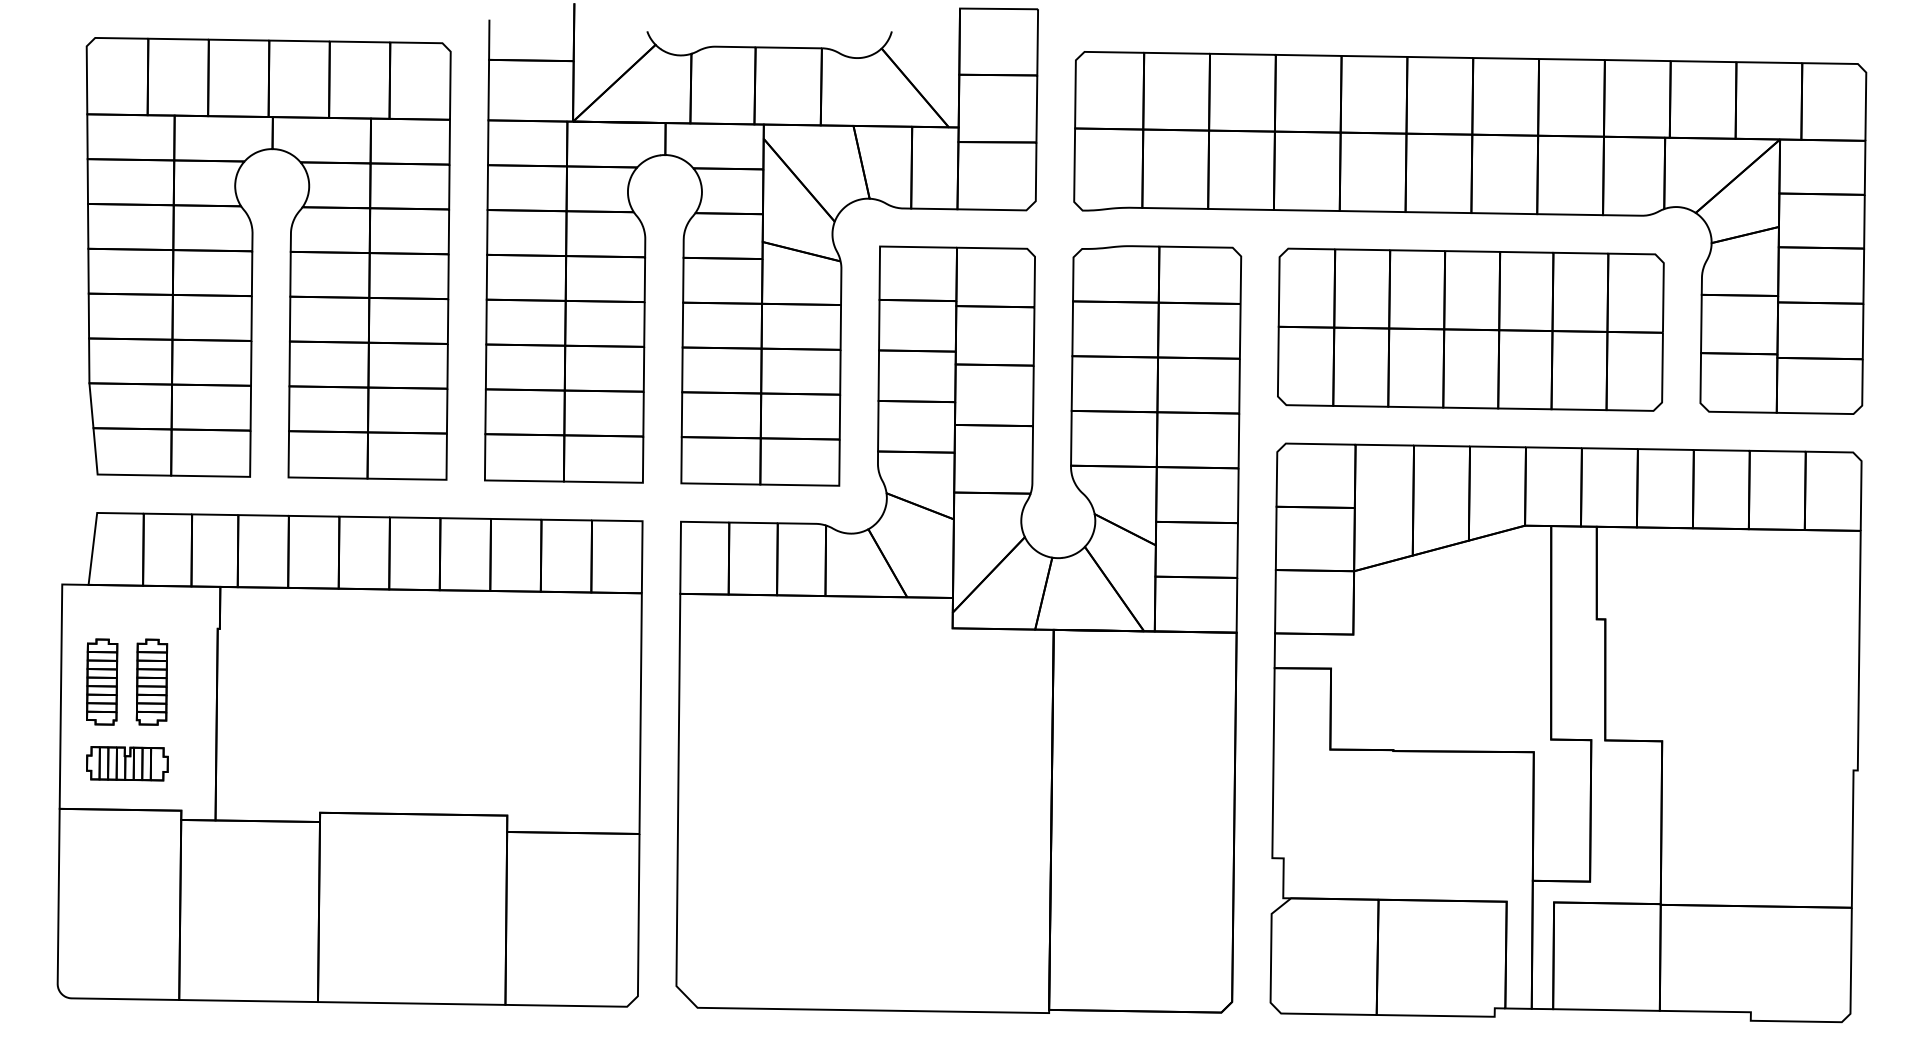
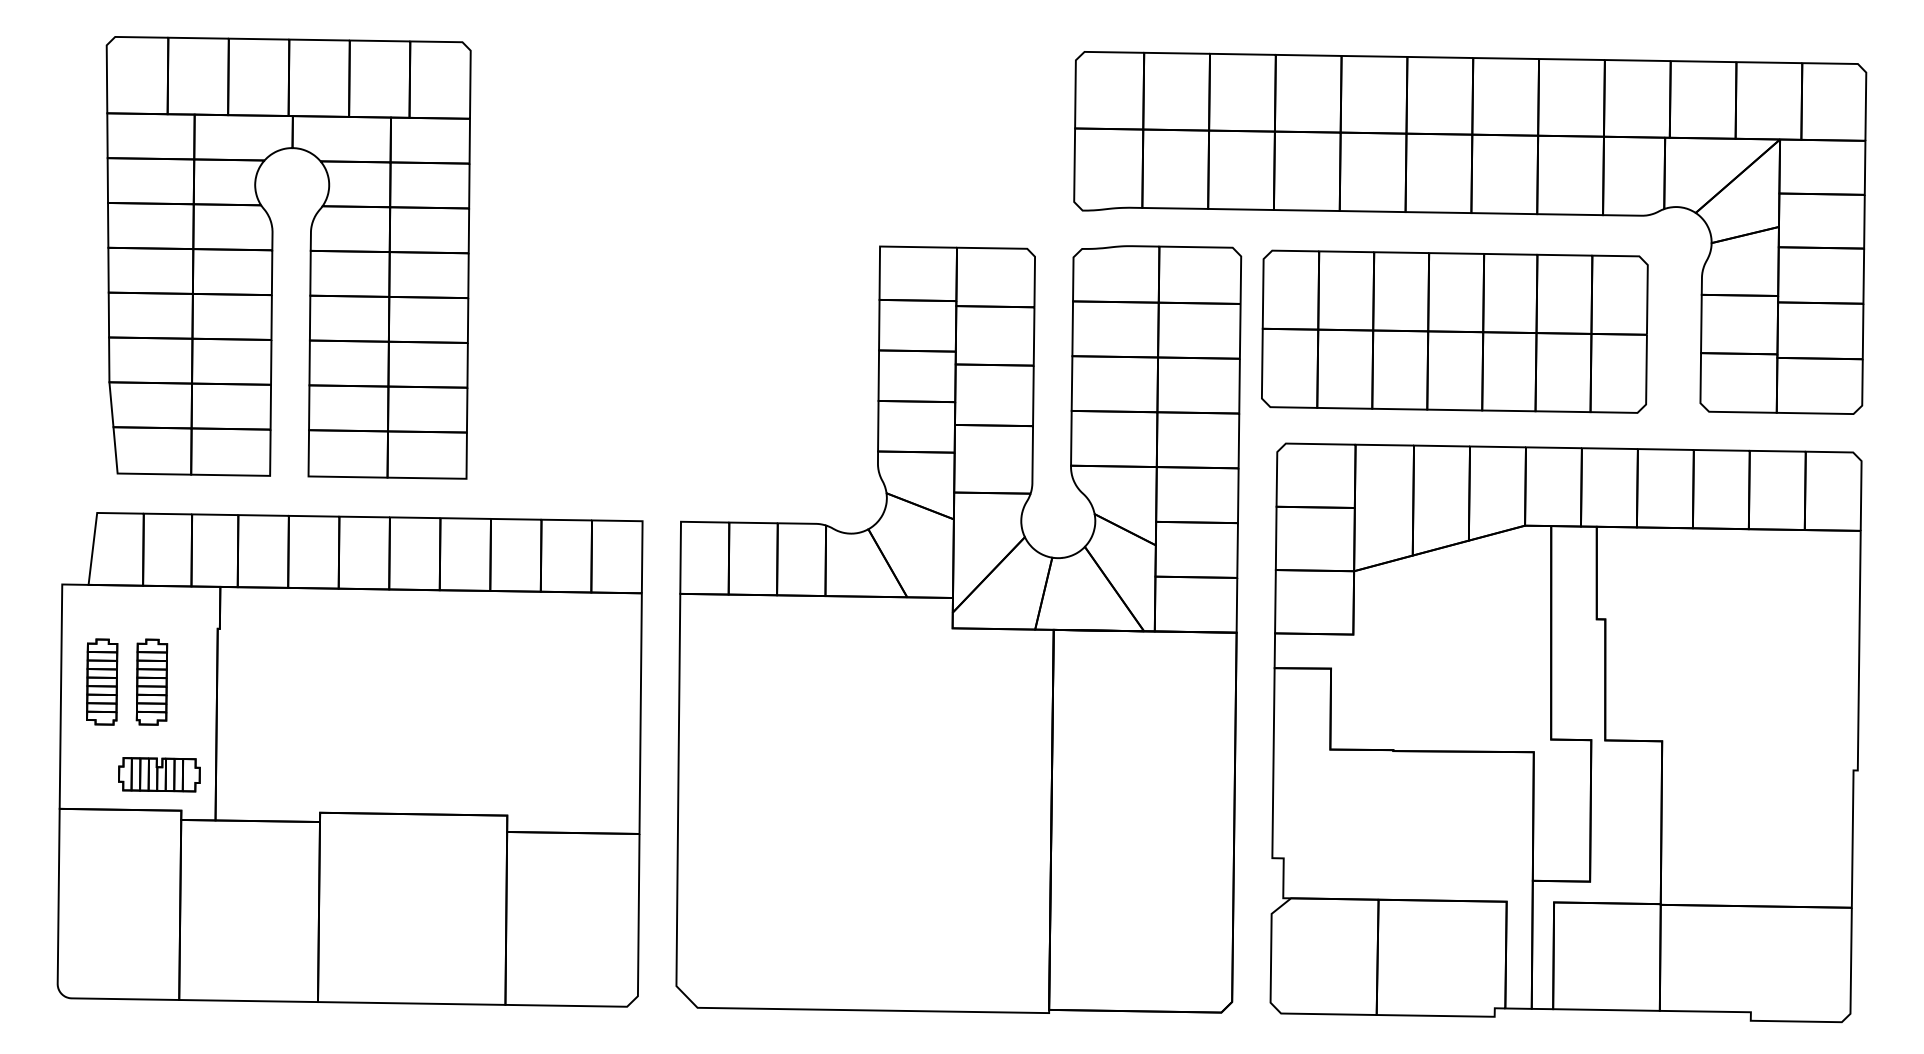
part: present -> none (761, 244)
part position: (253, 258) -> (273, 257) (273, 257)
part position: (1470, 329) -> (1454, 331) (1454, 331)
part position: (127, 763) -> (159, 774) (159, 774)
